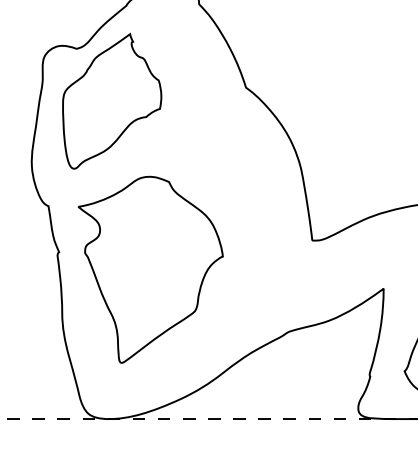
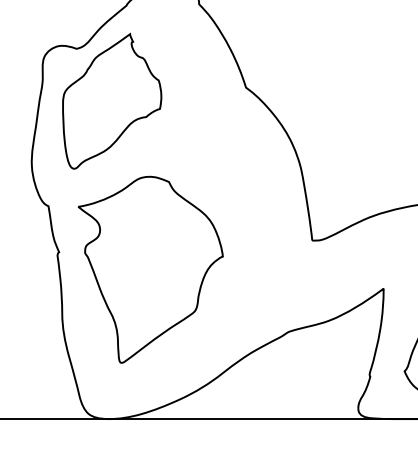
line: dashed -> solid (209, 419)
